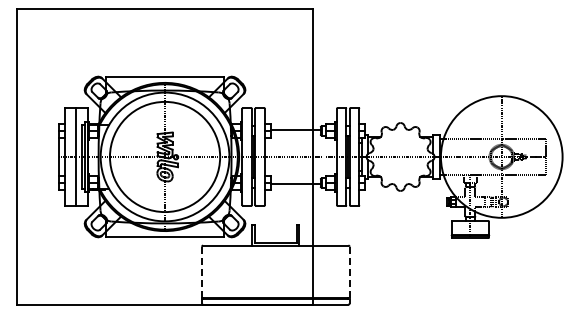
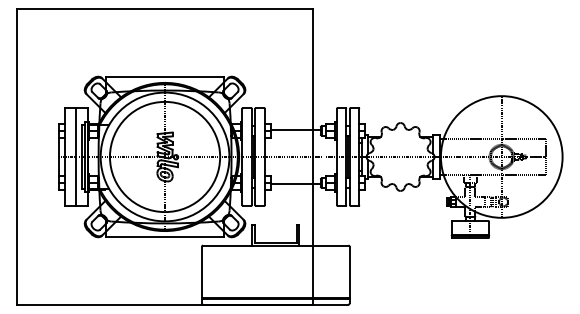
line: dashed -> solid (201, 272)
line: dashed -> solid (349, 272)
